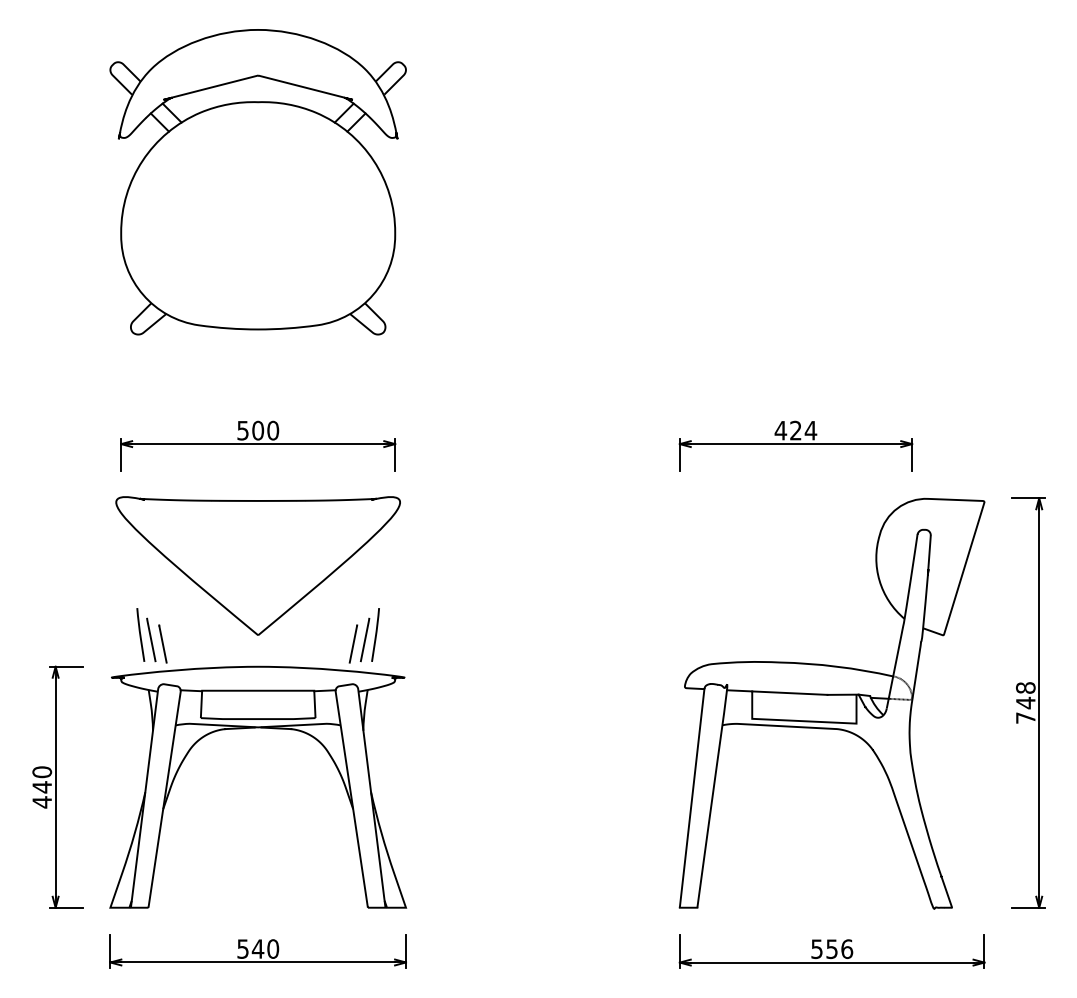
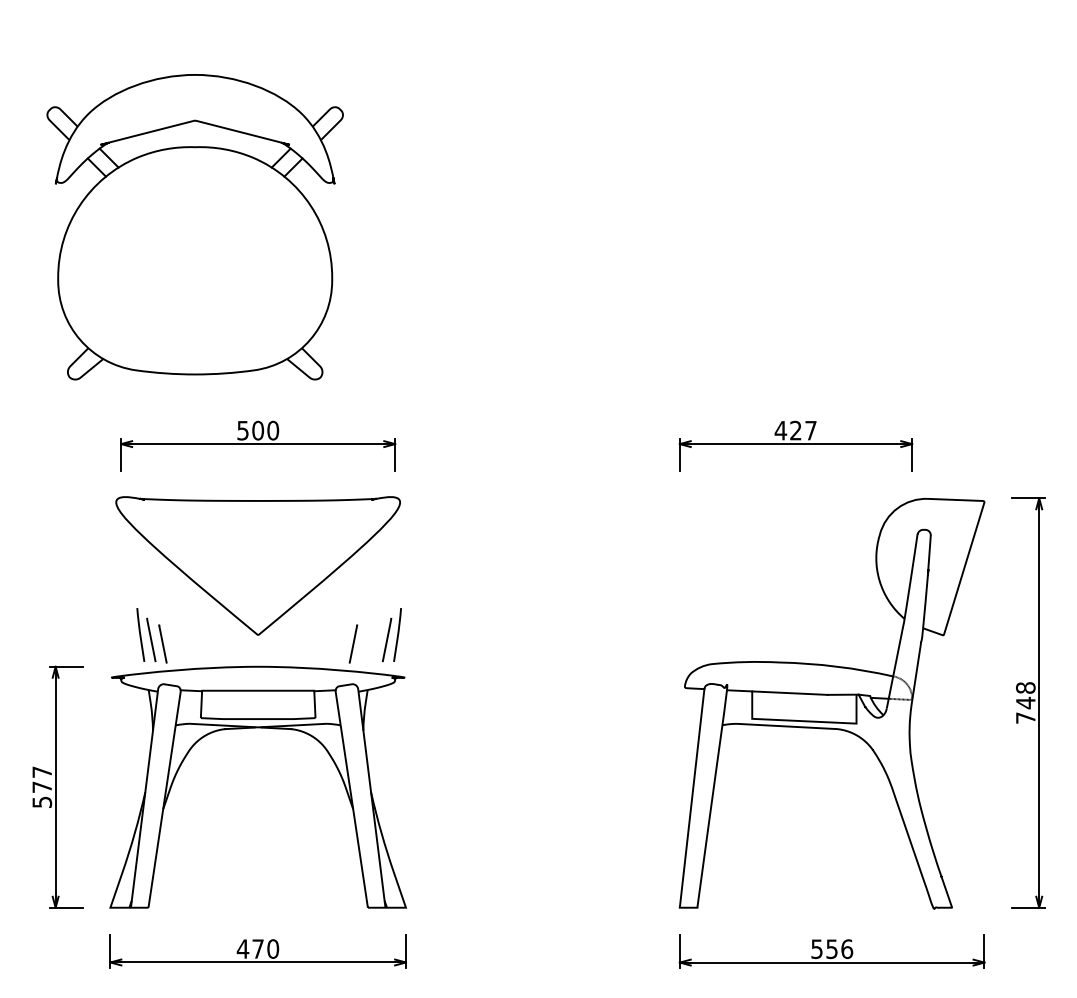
part position: (257, 182) -> (194, 227) (194, 227)
text: 424 -> 427 (810, 430)
part position: (369, 635) -> (391, 635) (391, 635)
text: 440 -> 577 (42, 787)
text: 540 -> 470 (250, 948)
